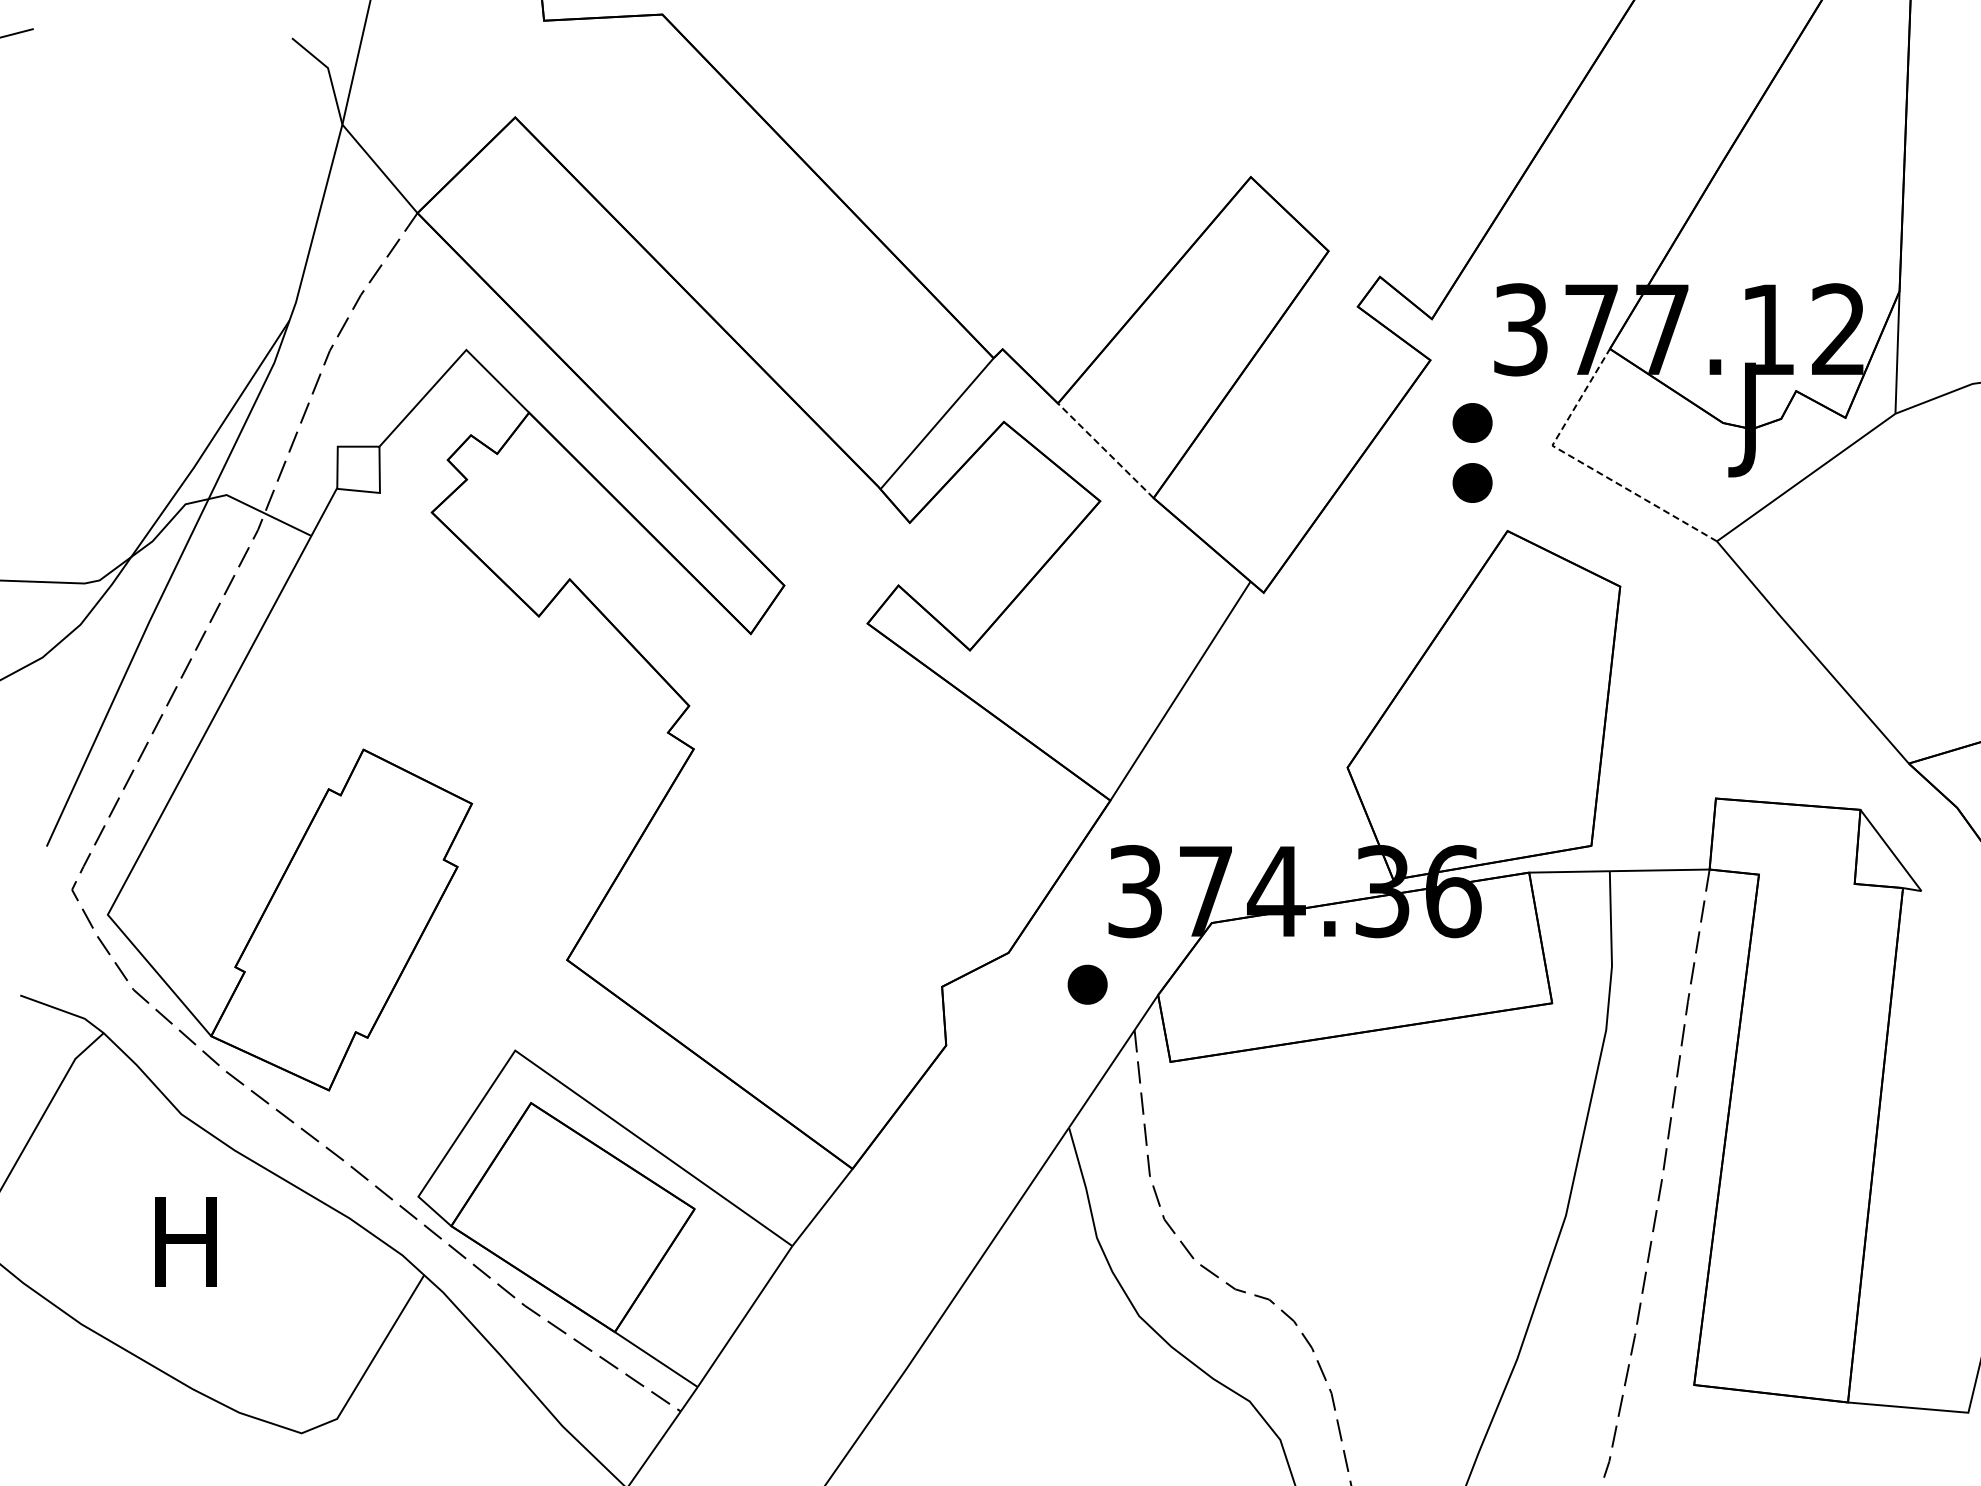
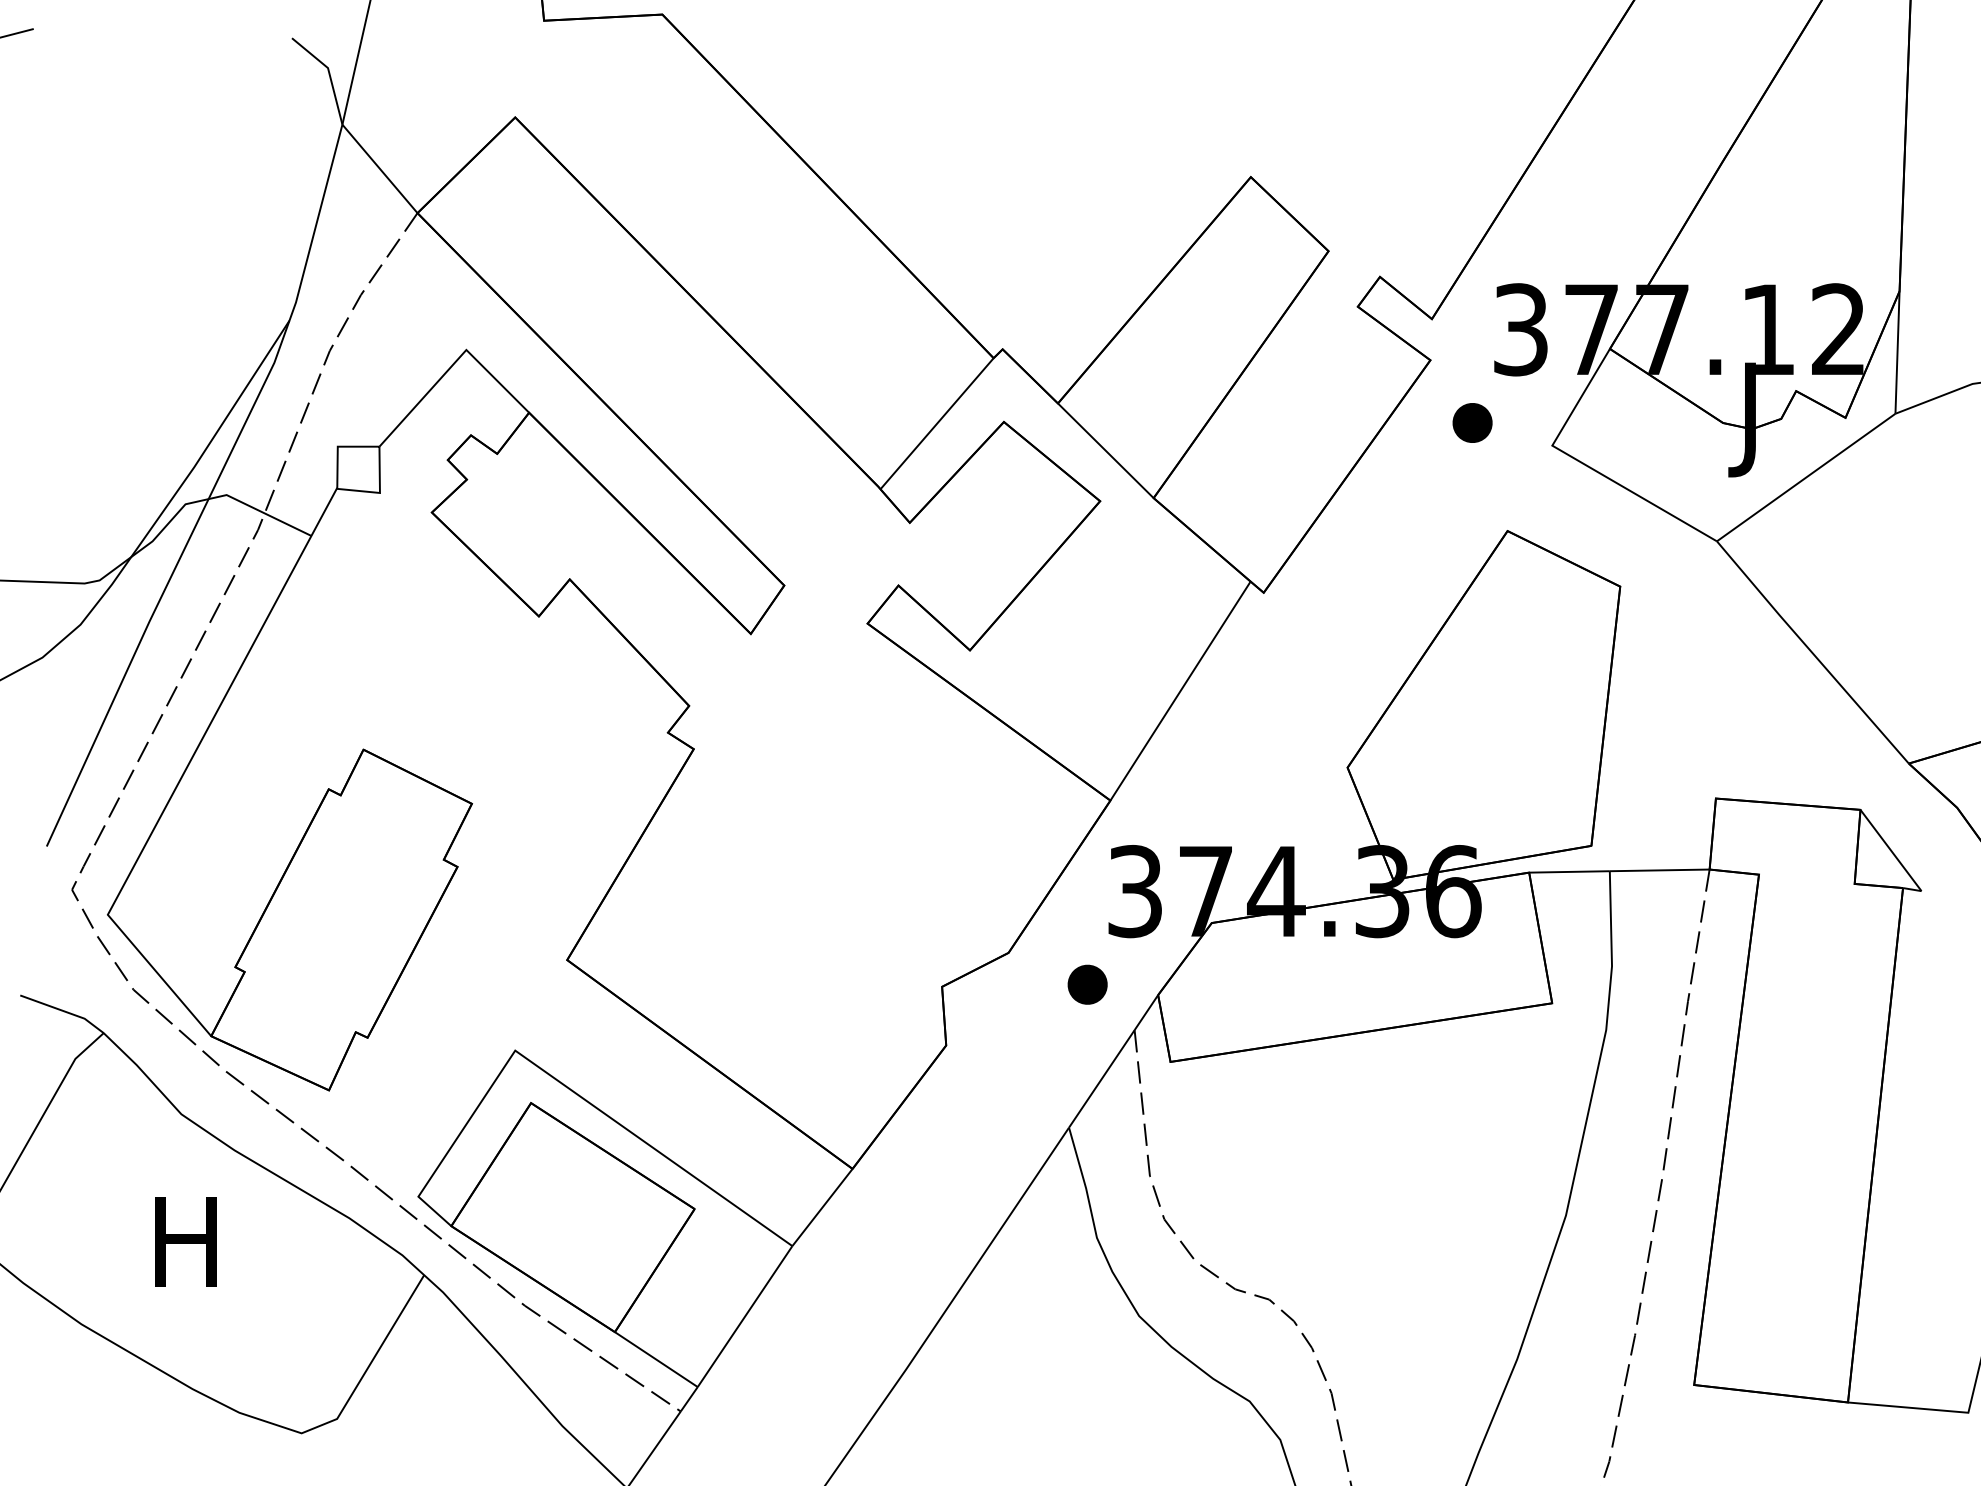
line: dashed -> solid (1105, 450)
line: dashed -> solid (1585, 464)
part: present -> none (1472, 482)
